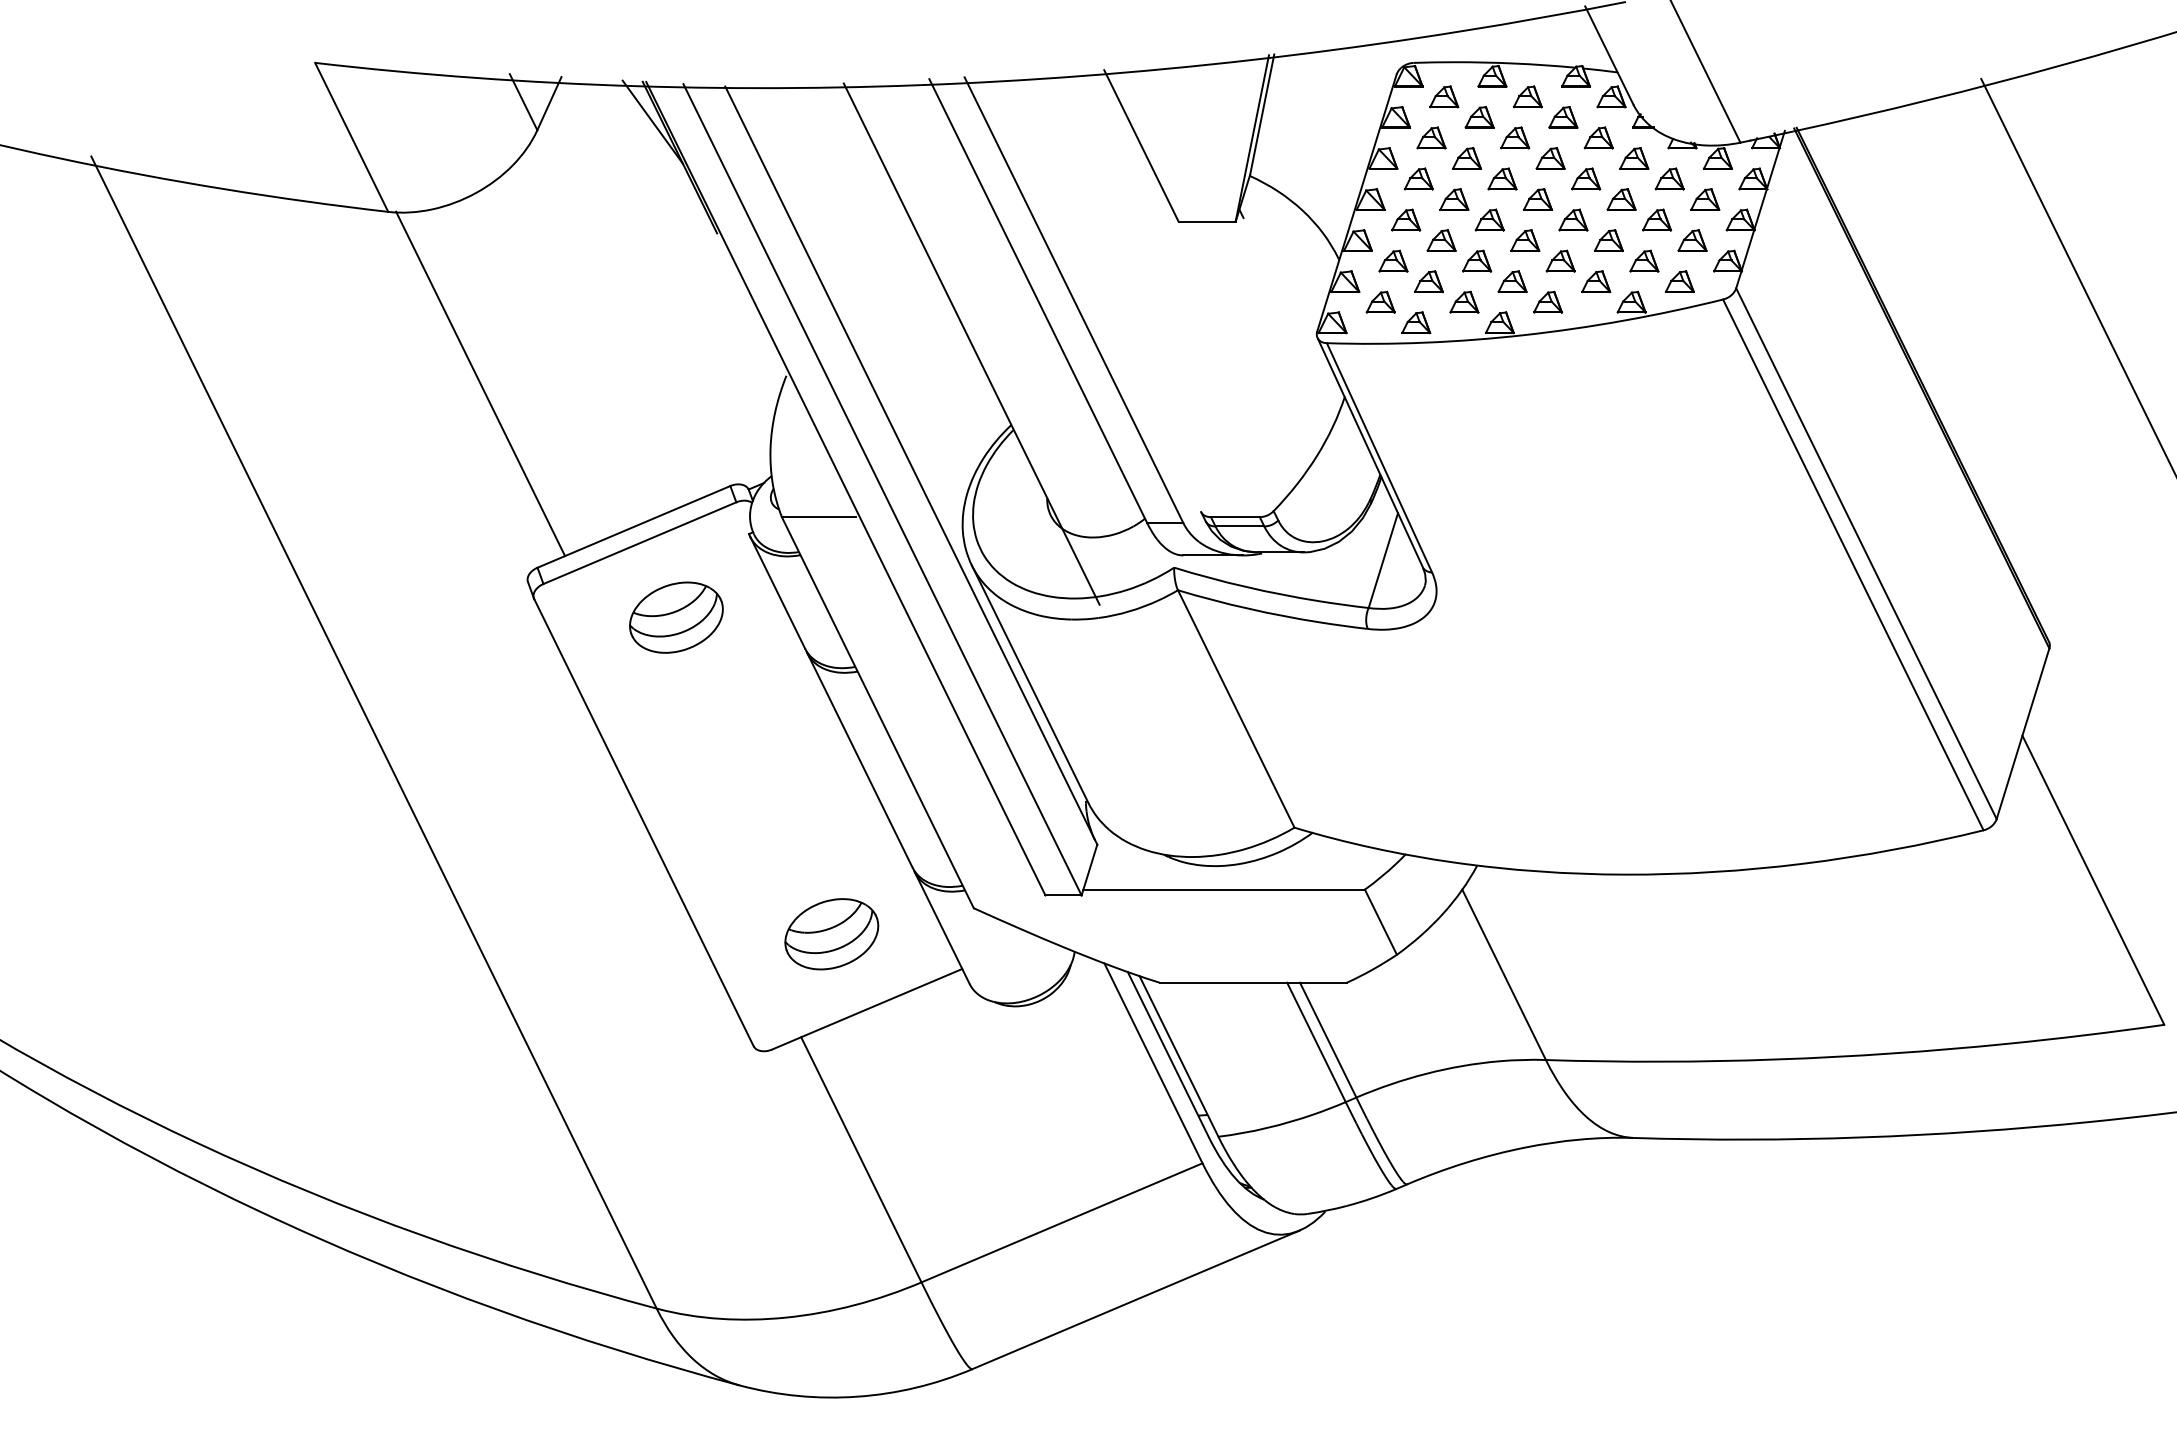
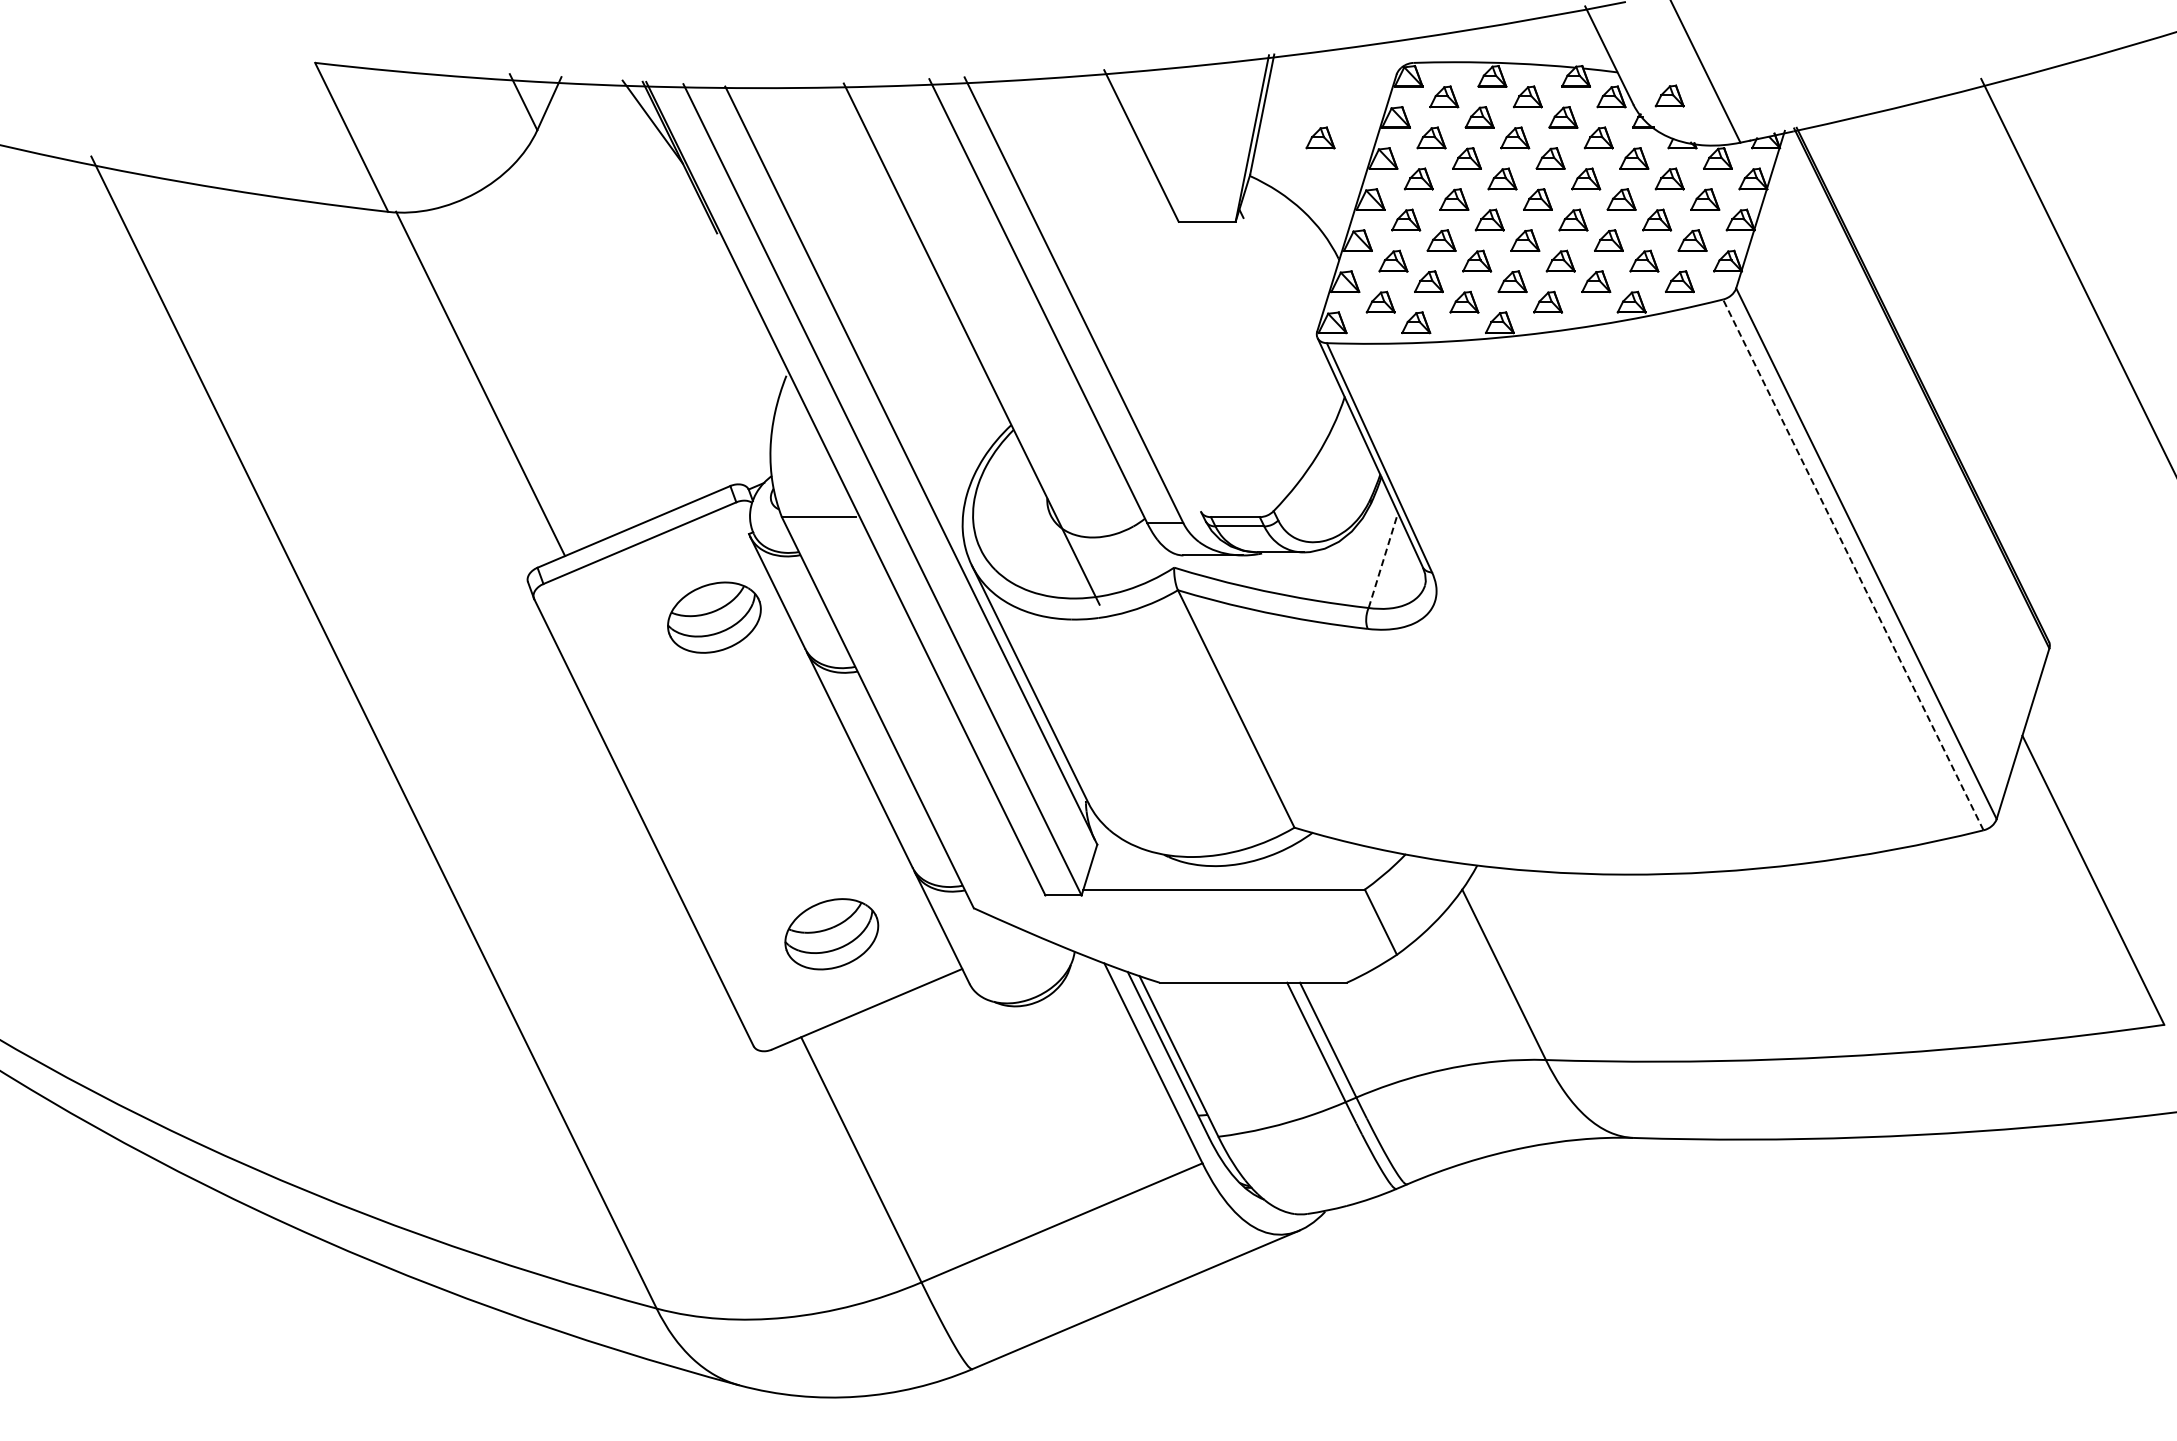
part: none -> present (1669, 95)
part: none -> present (1320, 137)
line: solid -> dashed (1383, 560)
line: solid -> dashed (1853, 564)
part position: (676, 617) -> (714, 617) (714, 617)
